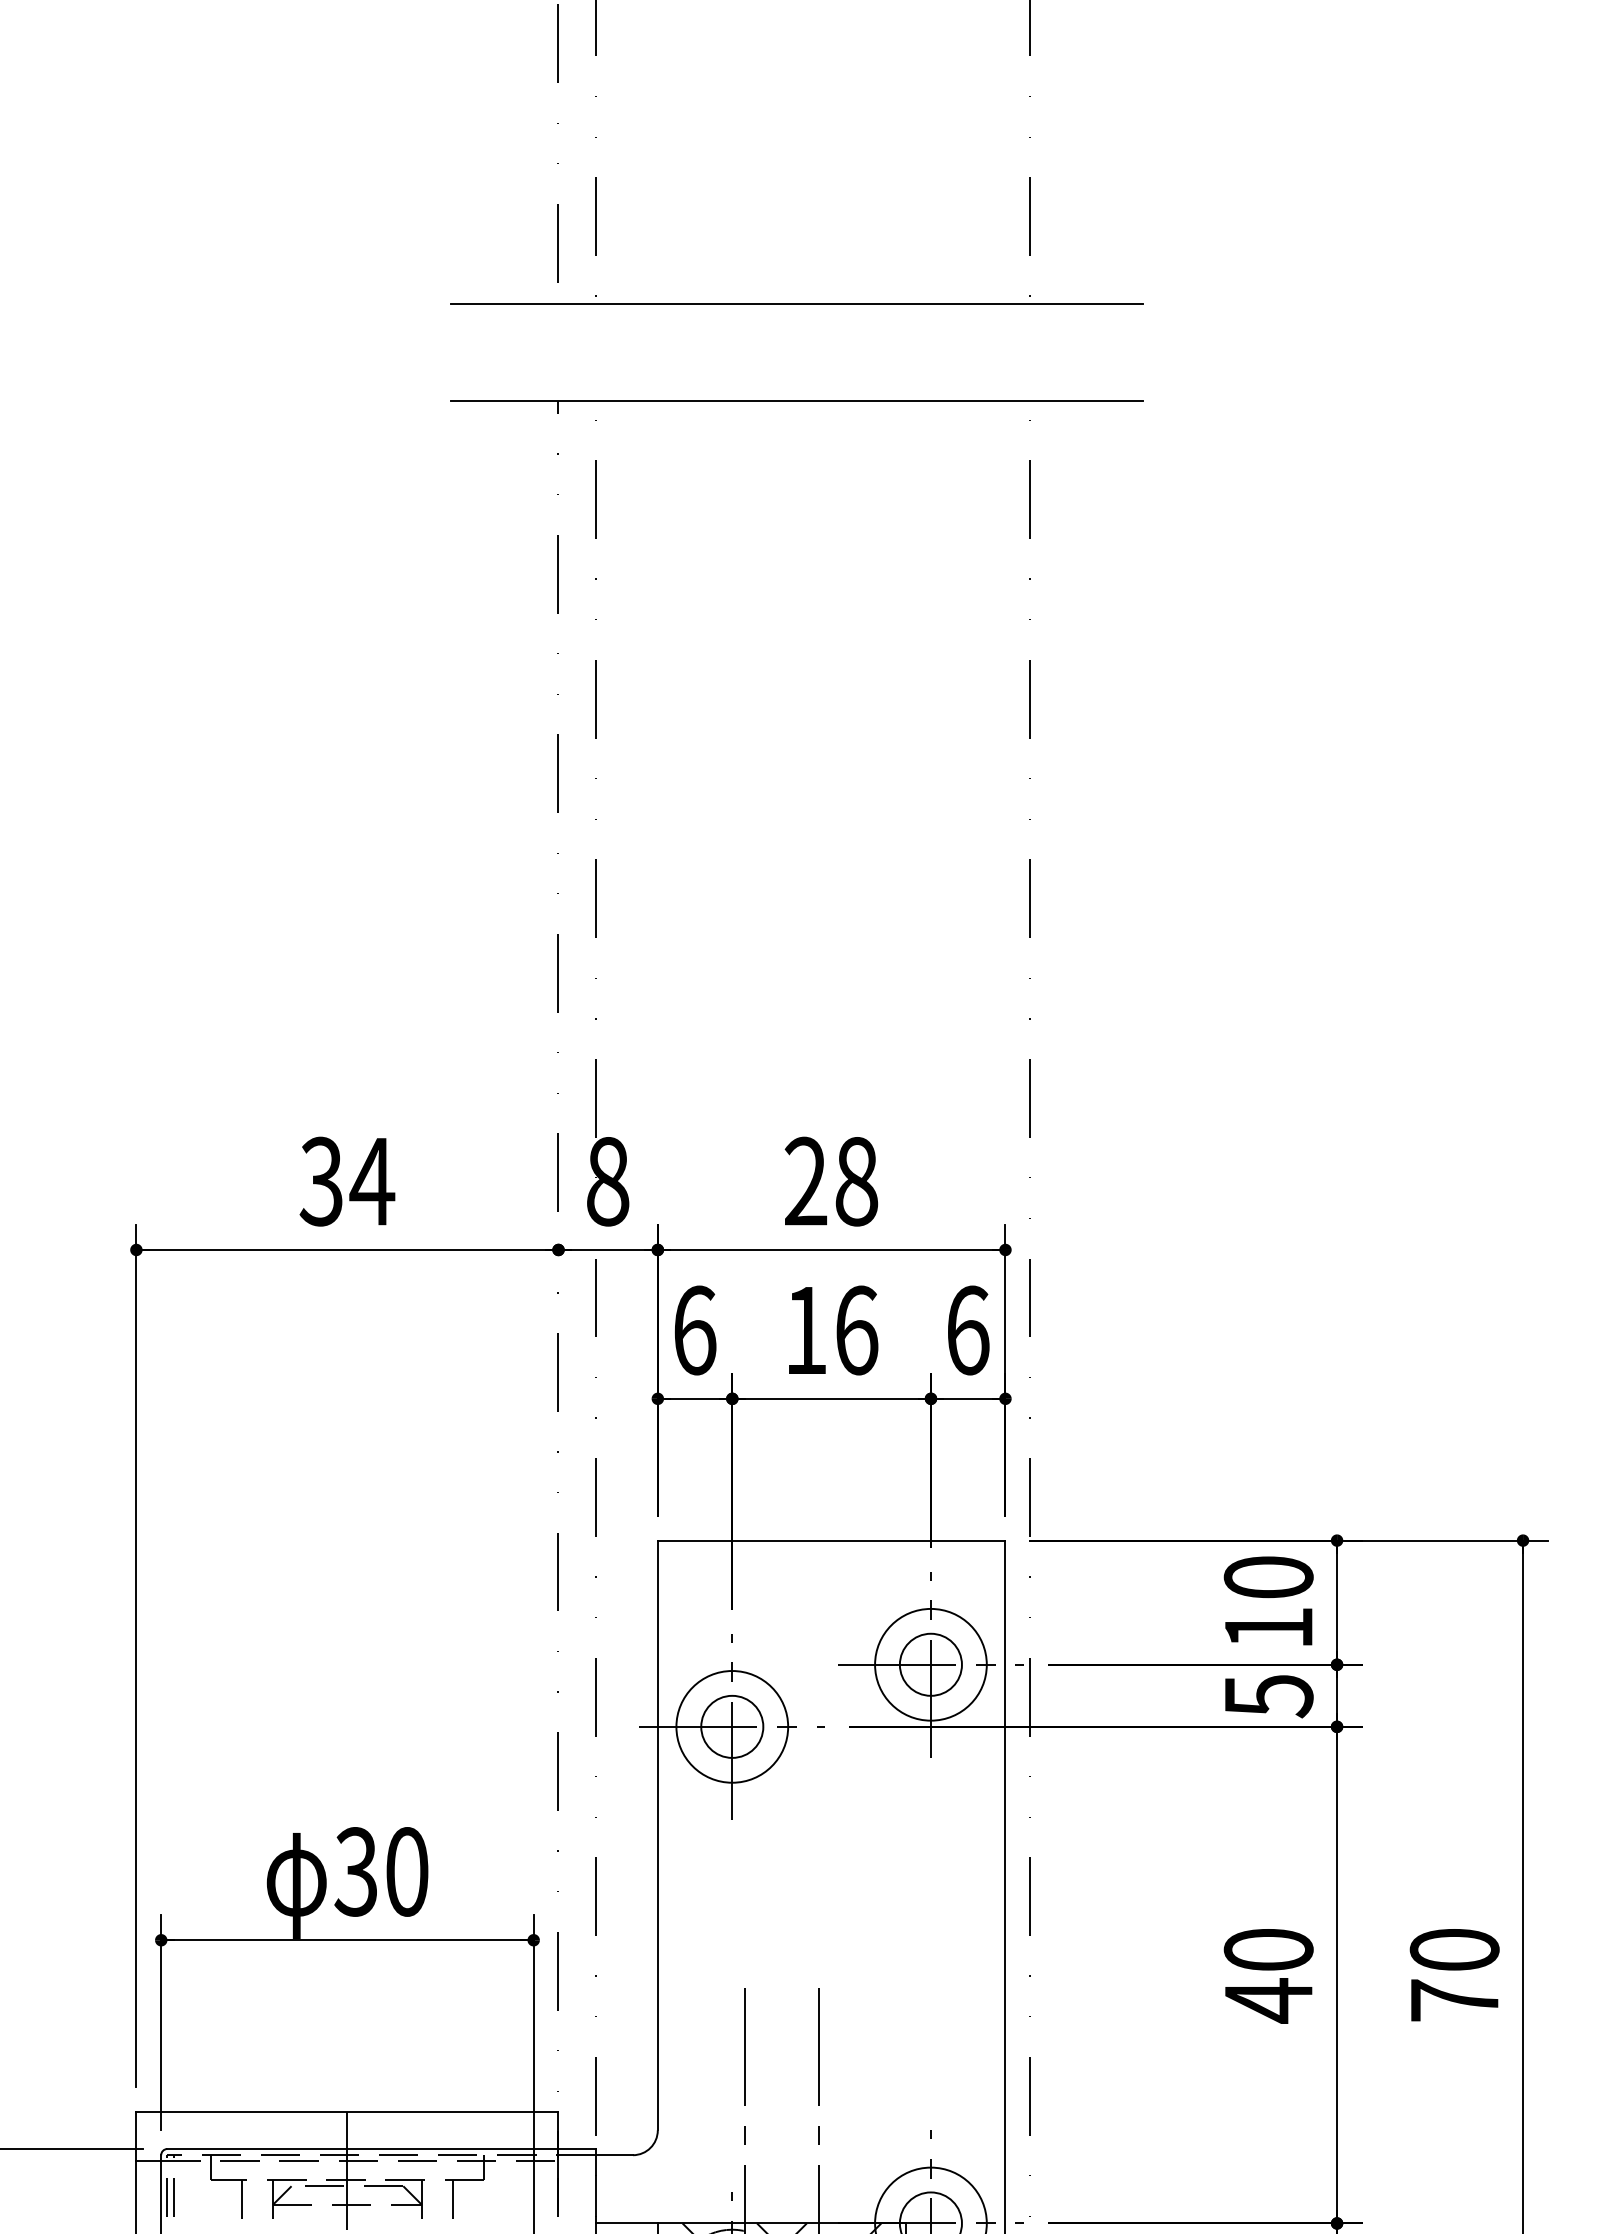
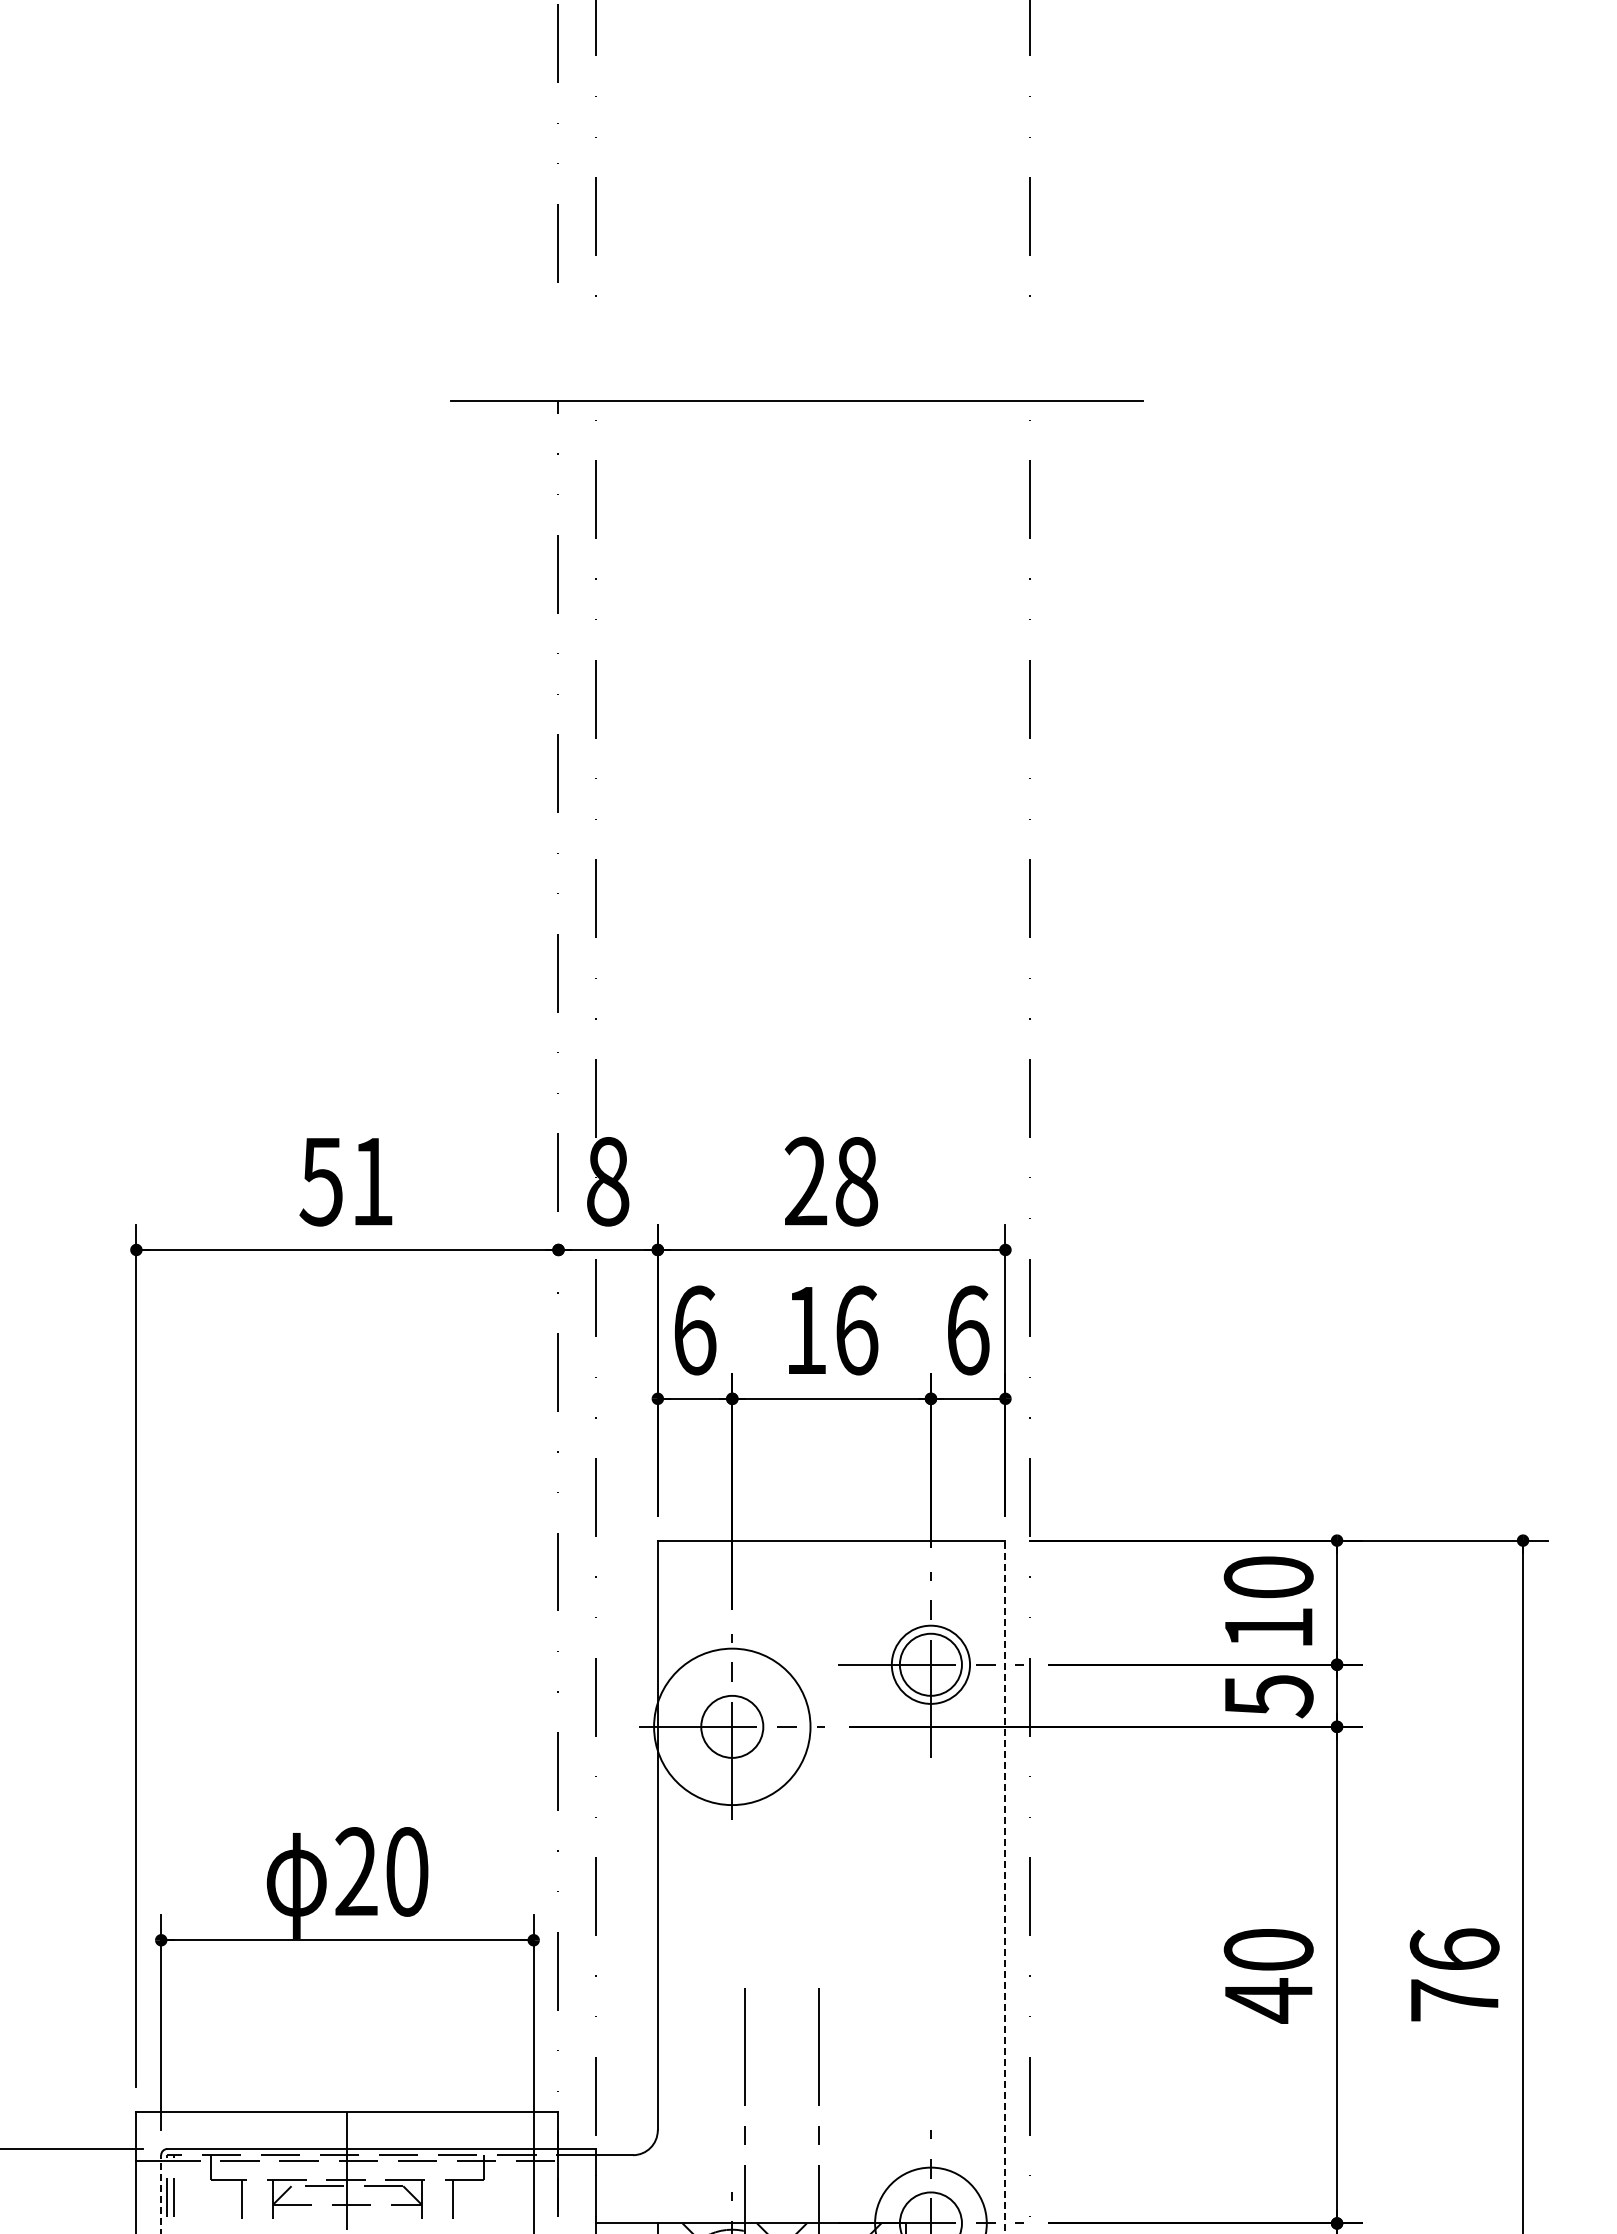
line: present -> none (796, 304)
text: 34 -> 51 (347, 1181)
circle diameter: 112 px -> 78 px (930, 1664)
circle diameter: 112 px -> 156 px (732, 1726)
text: 30 -> 20 (355, 1871)
line: solid -> dashed (1005, 1886)
text: 70 -> 76 (1454, 1949)
line: solid -> dashed (161, 2193)
